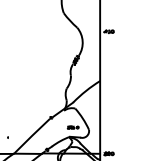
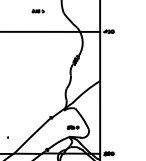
part: none -> present (37, 11)
line: none -> present (51, 31)
